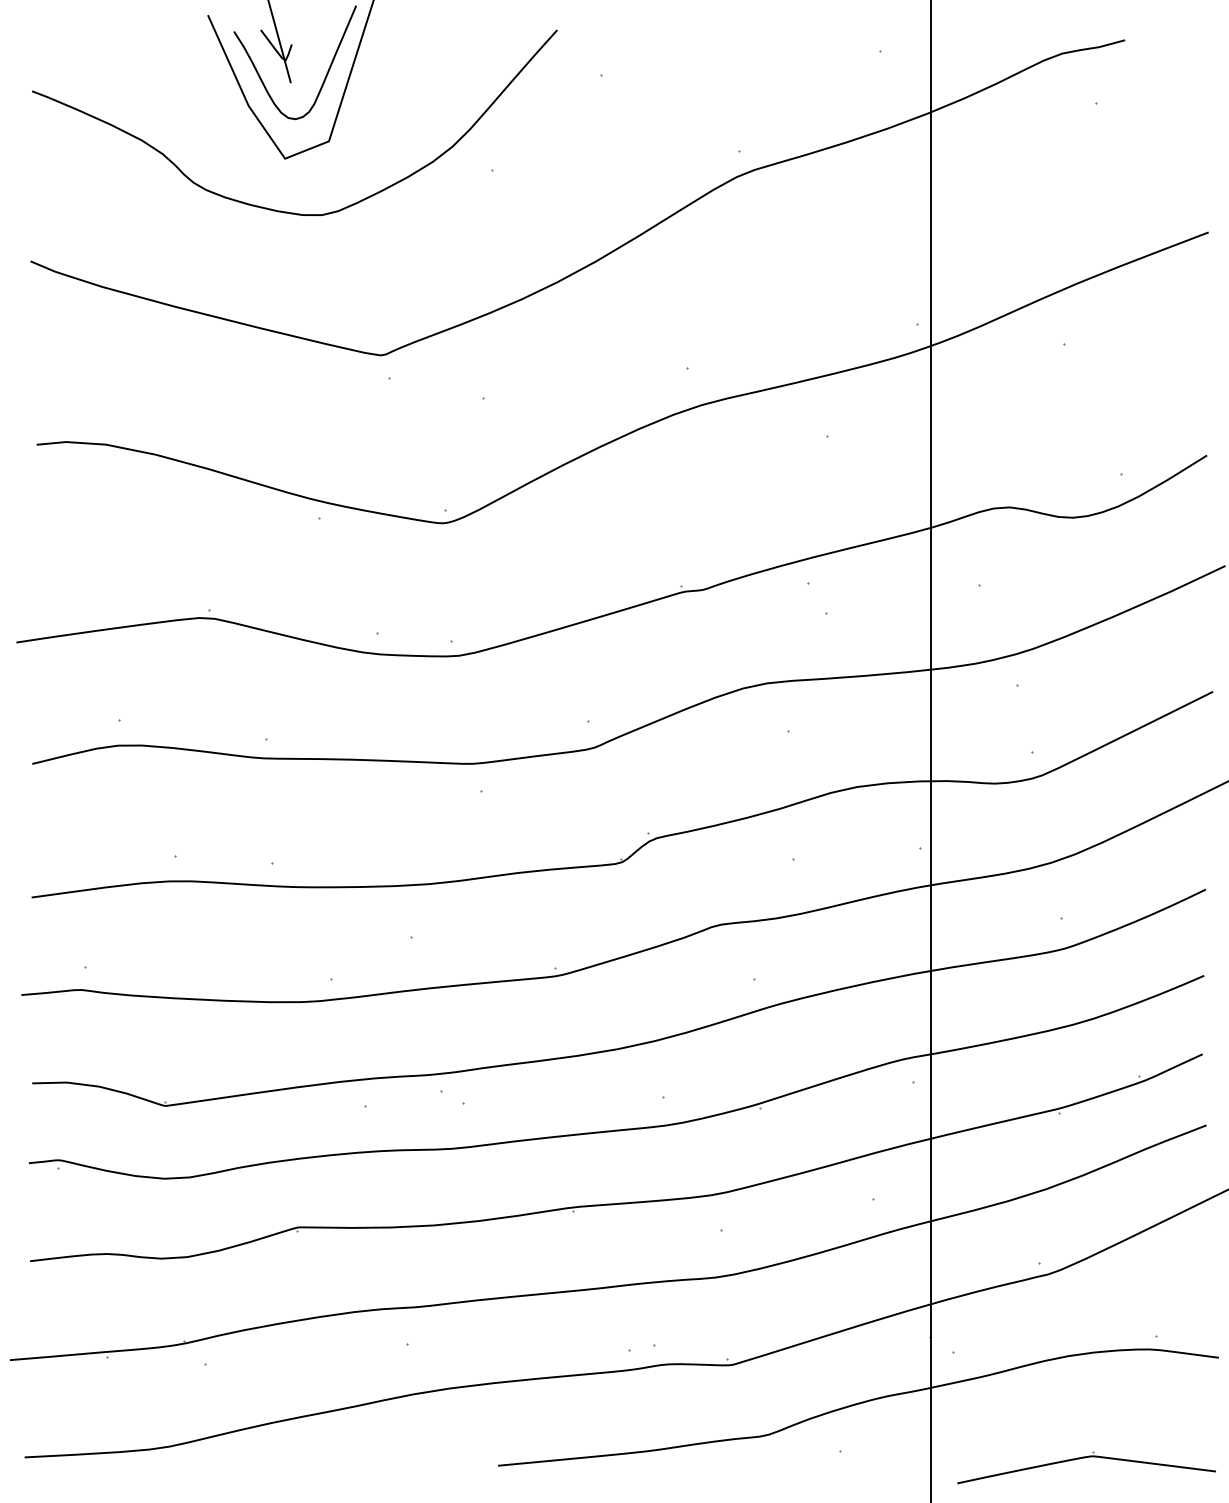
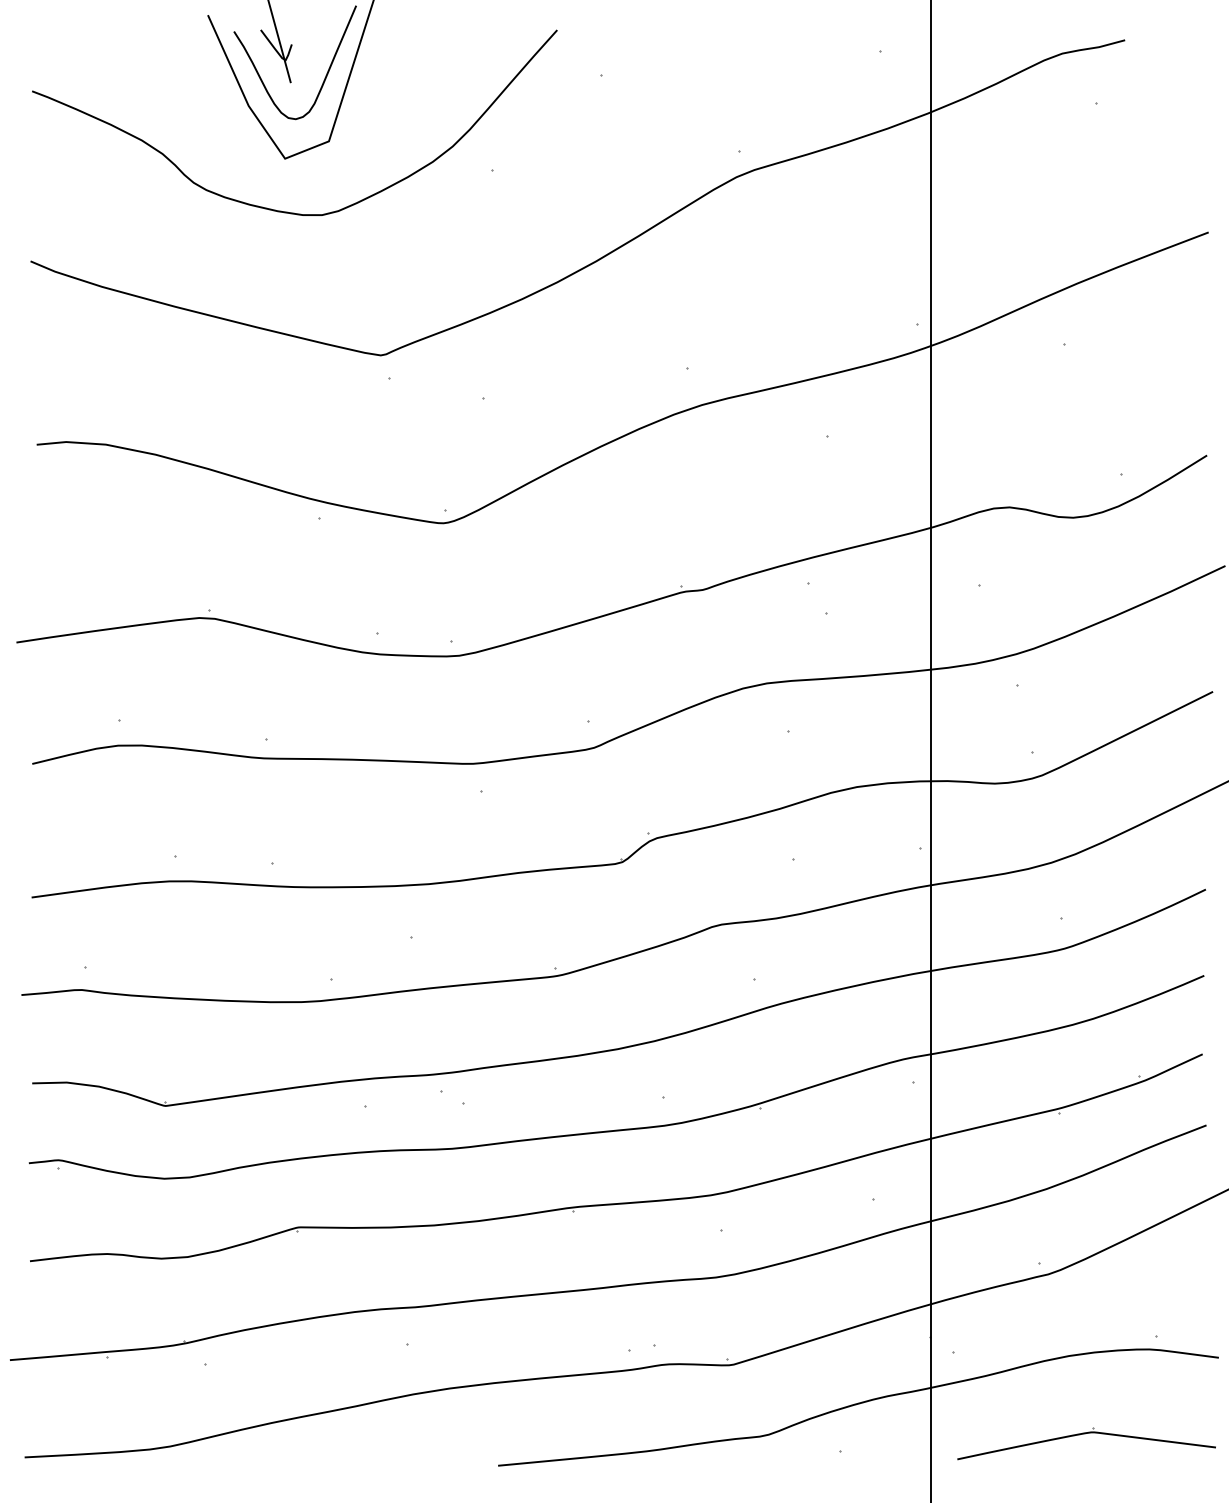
part position: (1085, 1458) -> (1085, 1434) (1085, 1434)
